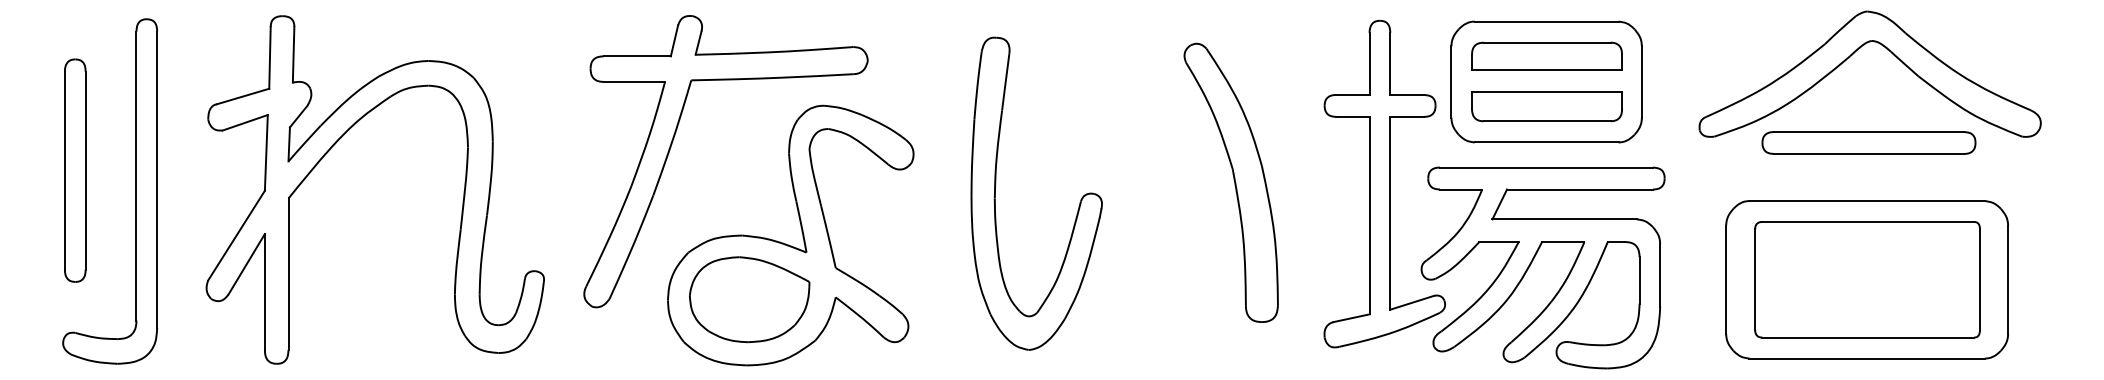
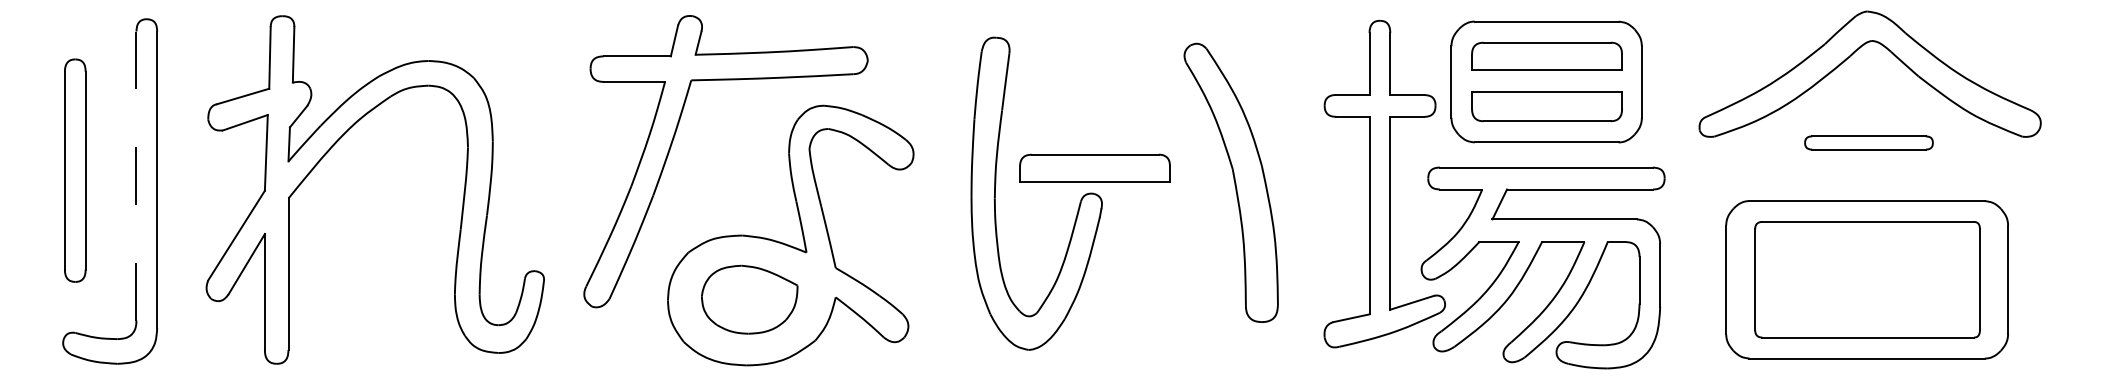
part size: 216x24 px -> 130x16 px (1868, 142)
part: none -> present (1094, 167)
line: solid -> dashed (136, 175)
part size: 122x88 px -> 98x71 px (749, 299)
